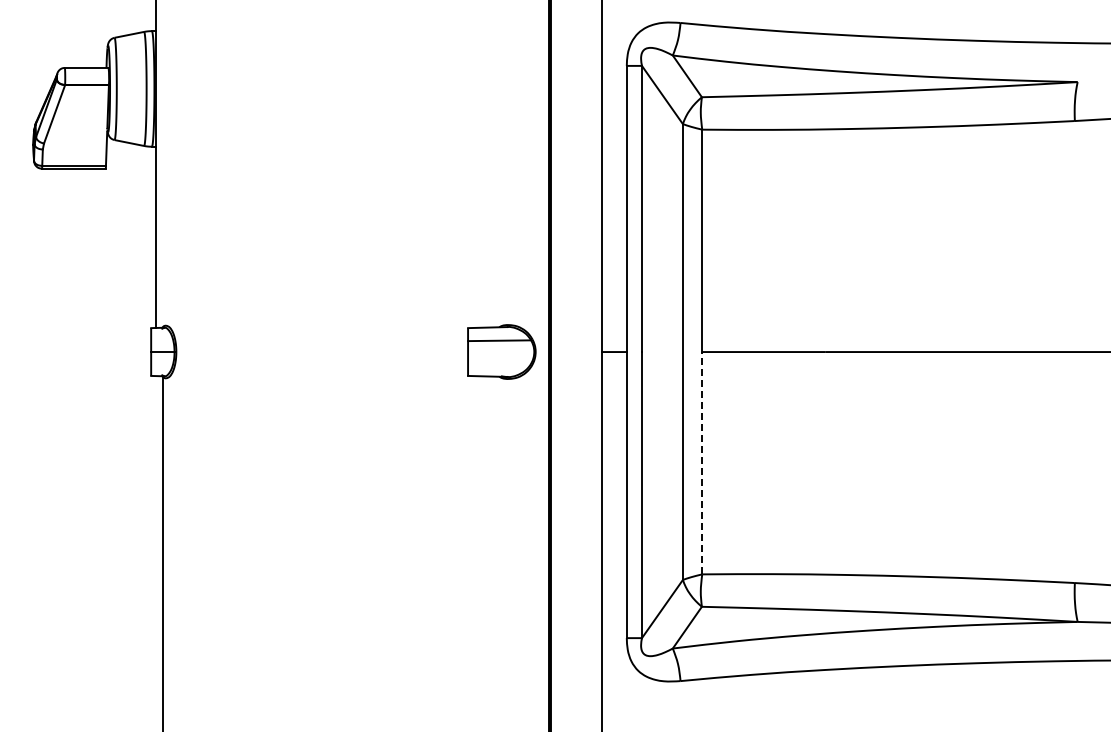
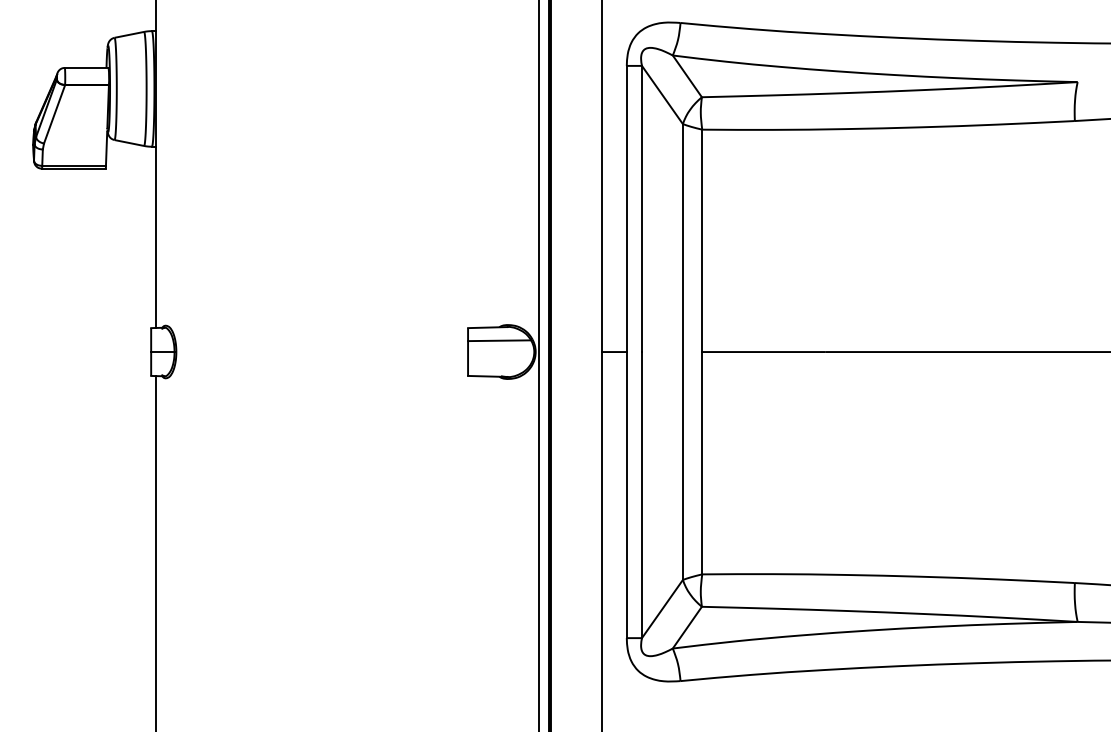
line: none -> present (539, 365)
line: dashed -> solid (702, 462)
line position: (163, 552) -> (156, 552) (156, 552)
